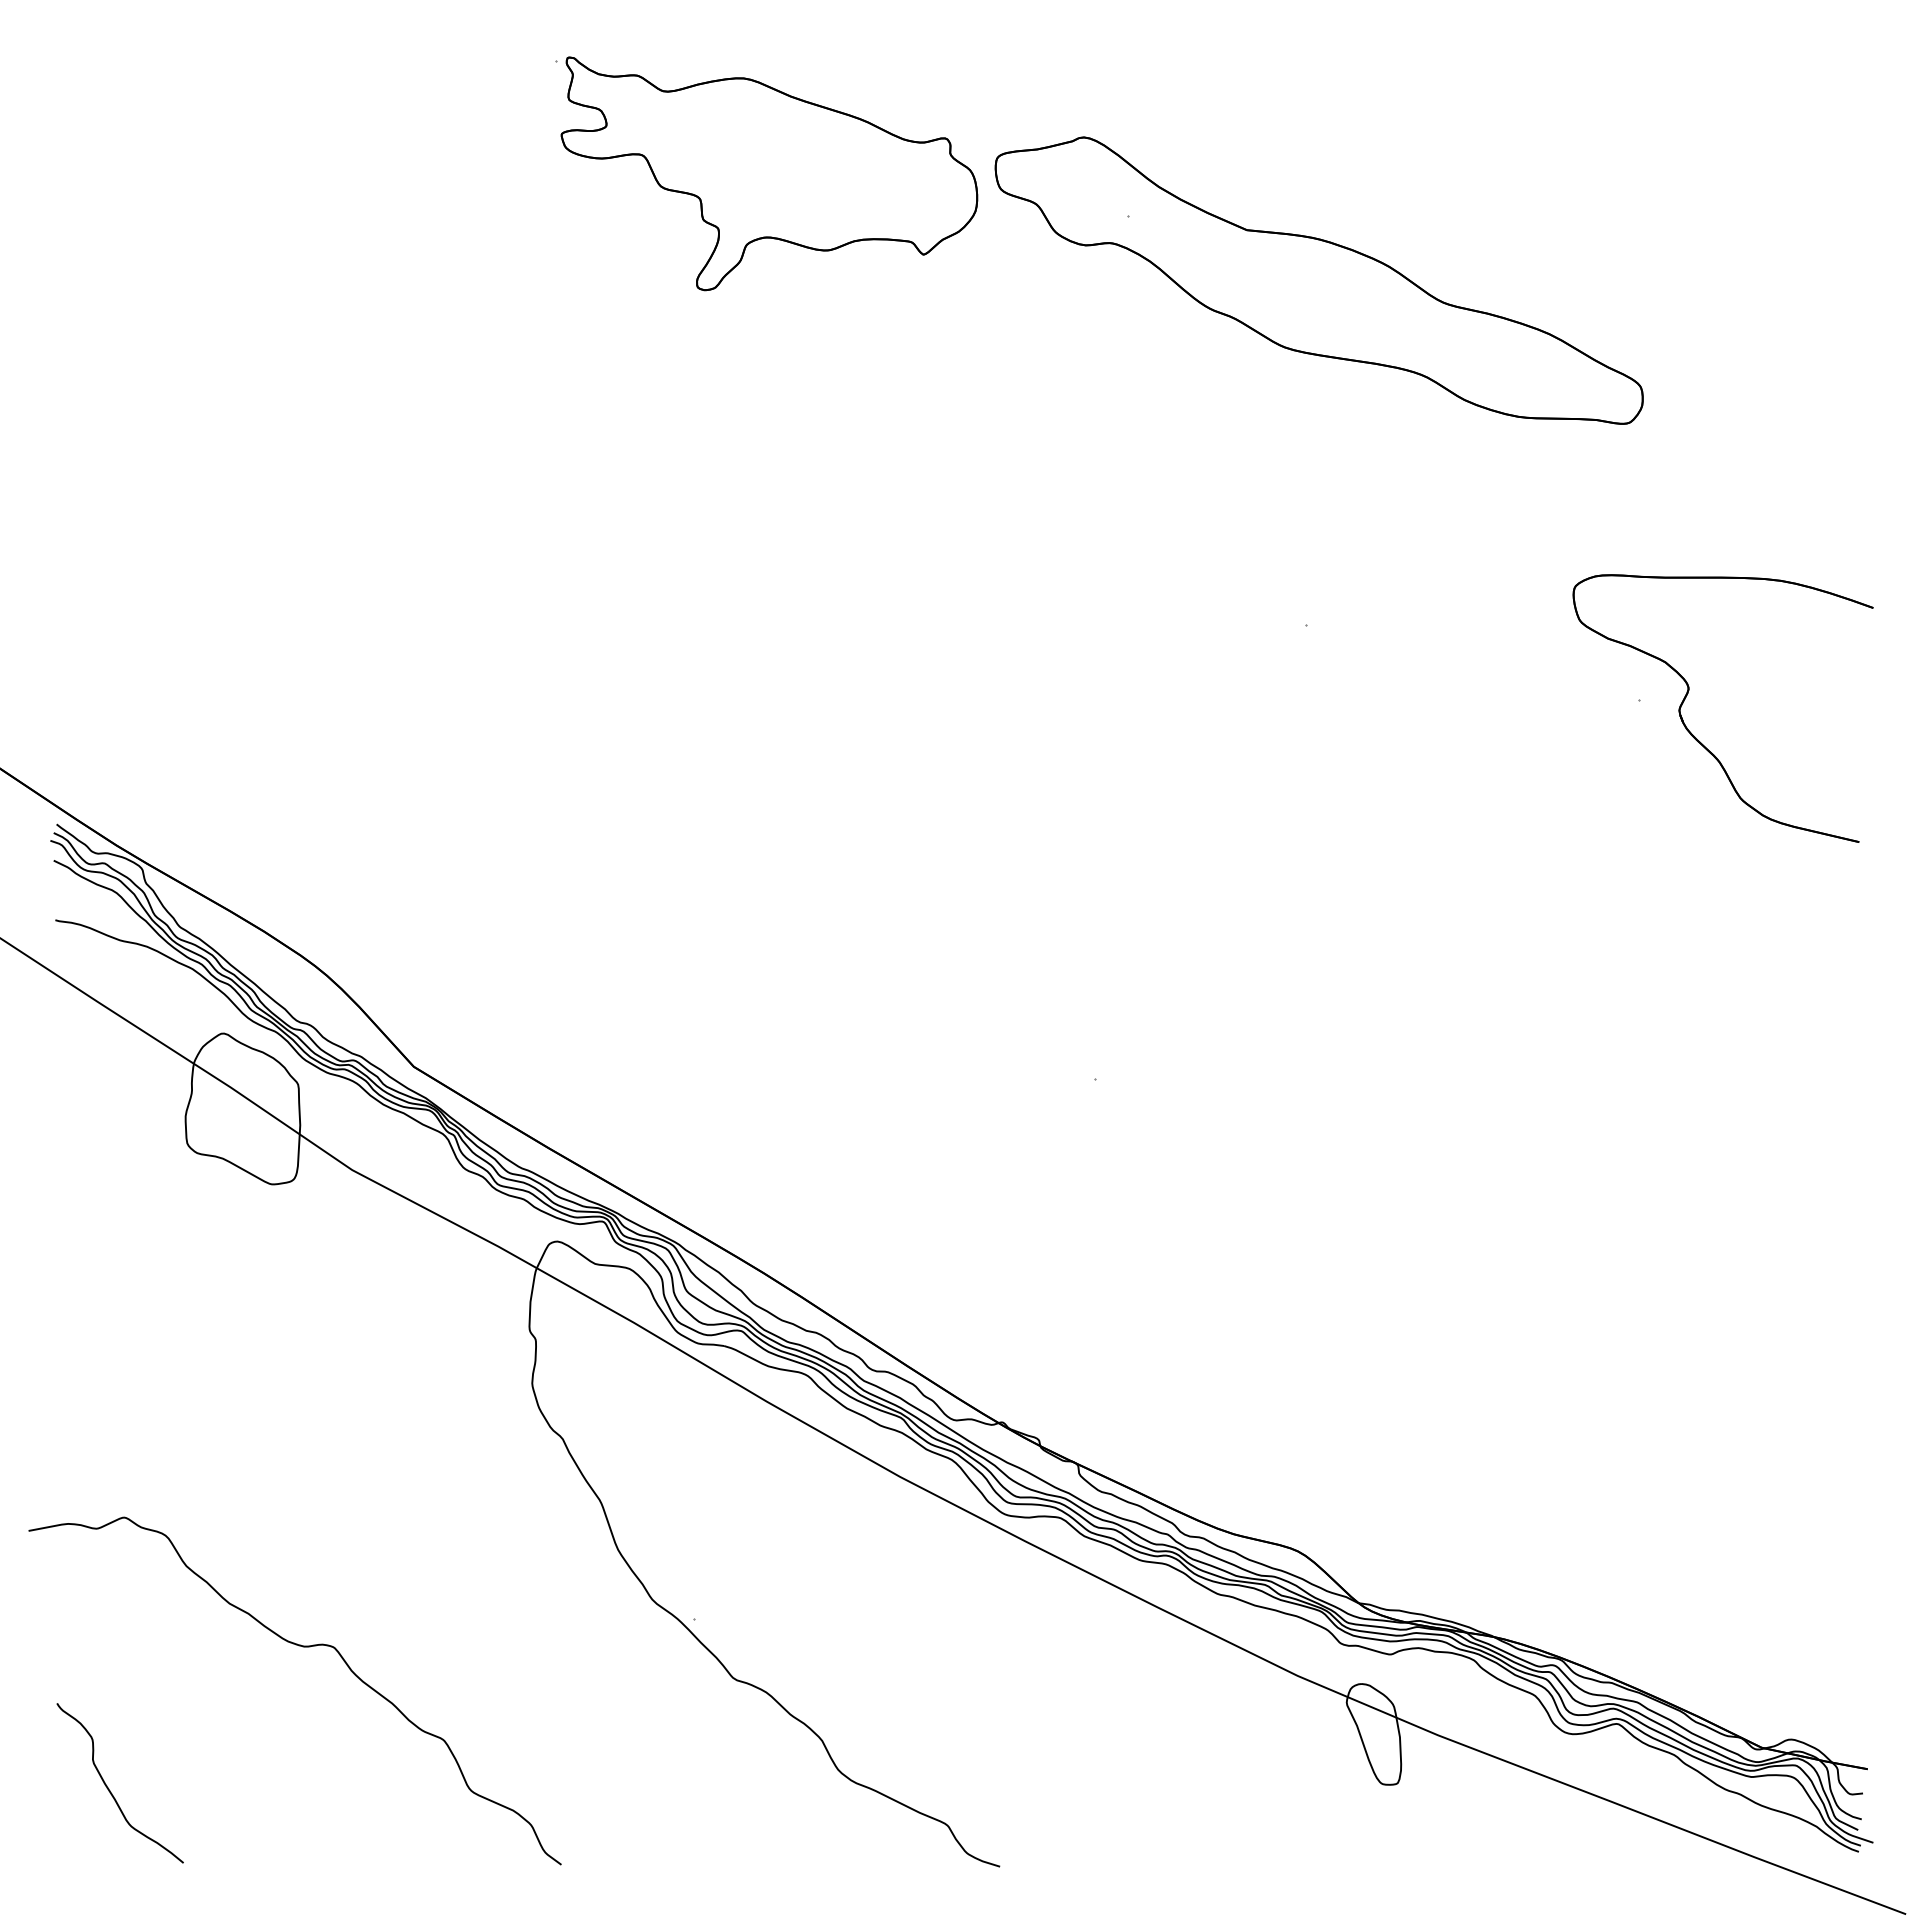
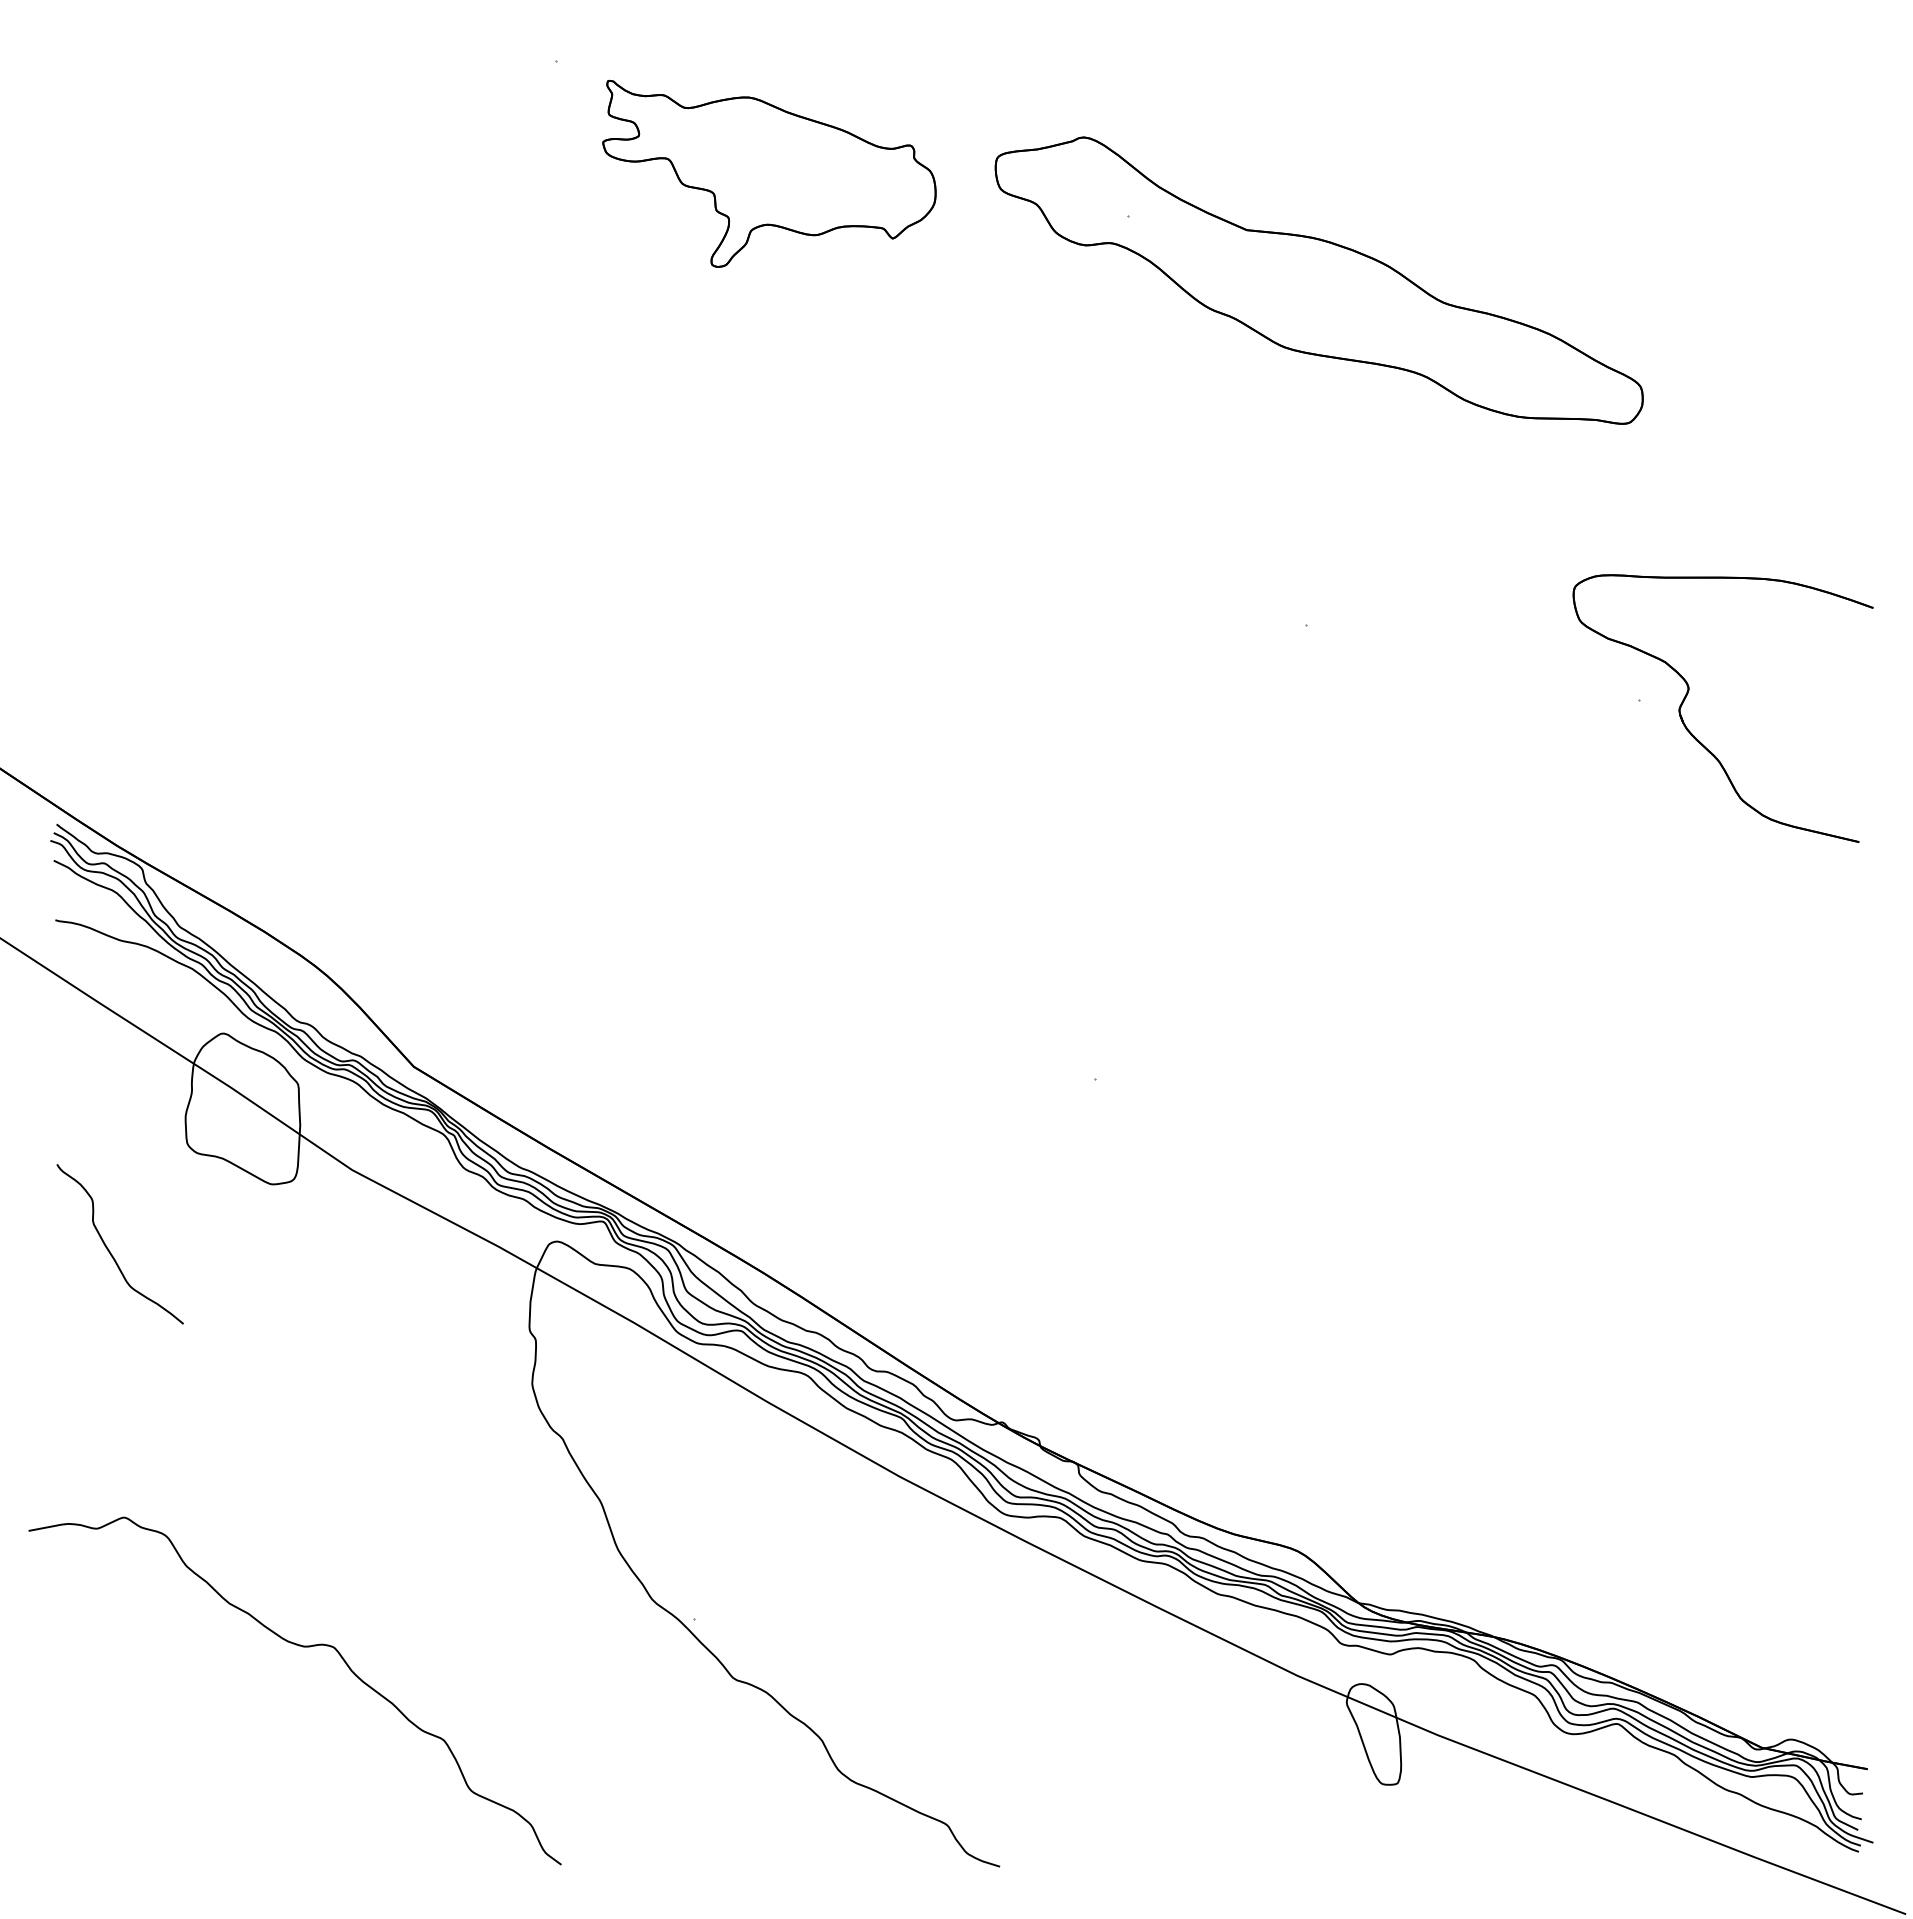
part size: 419x236 px -> 335x189 px (769, 173)
curve position: (109, 1788) -> (109, 1249) (109, 1249)
